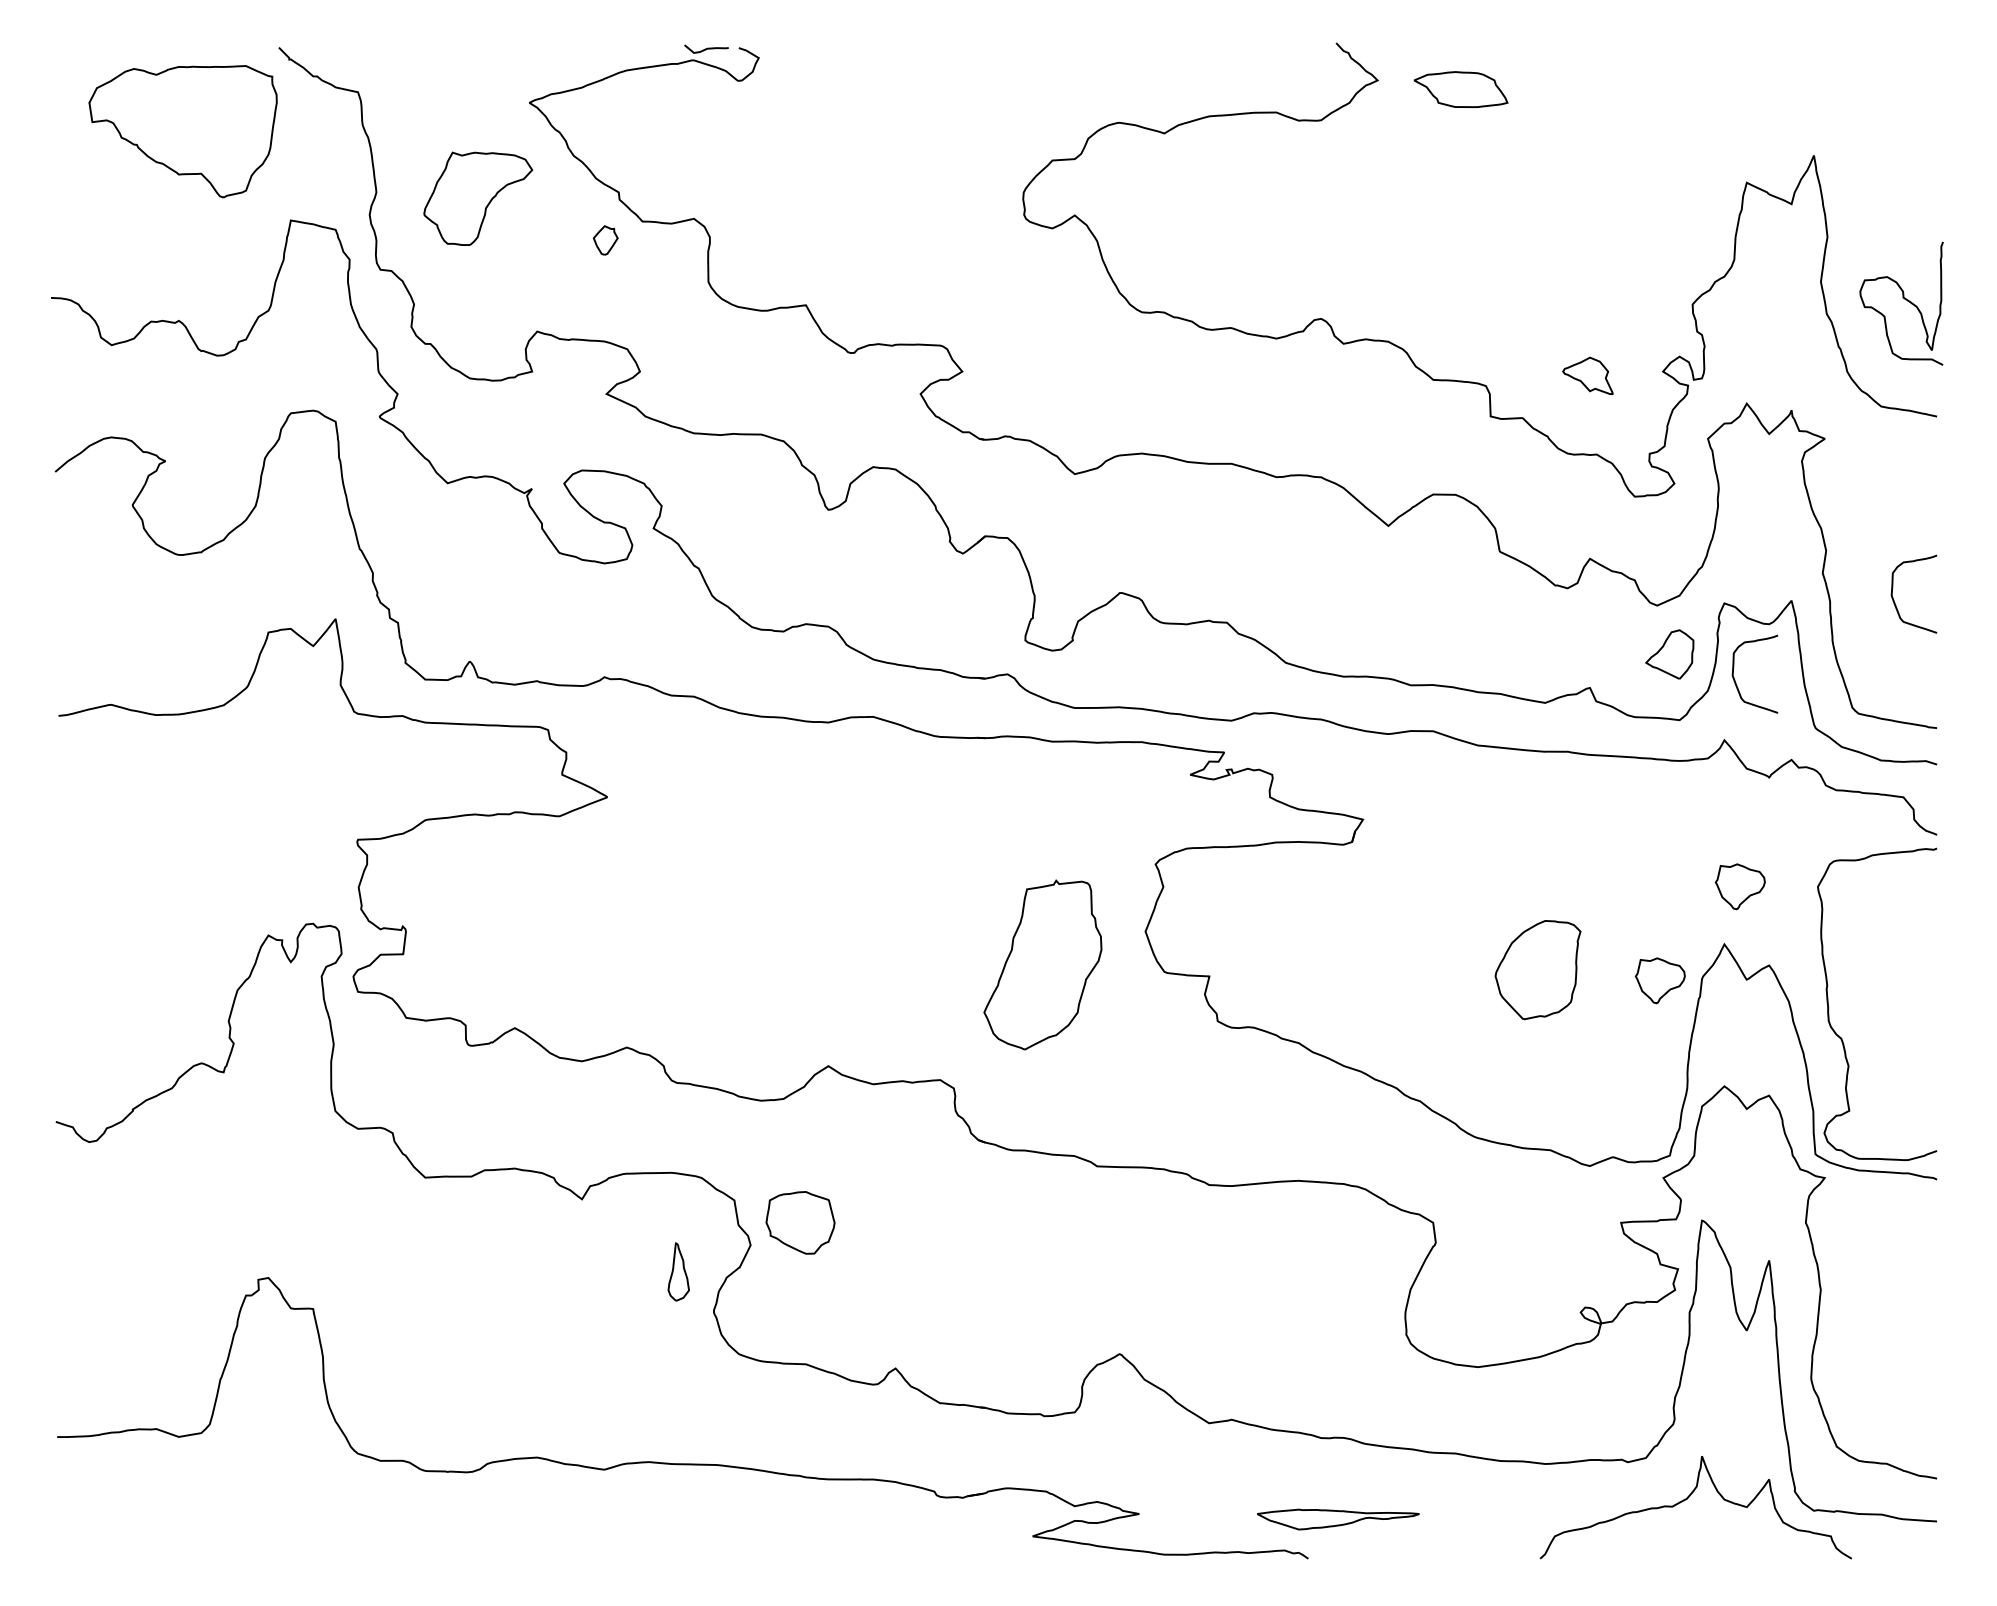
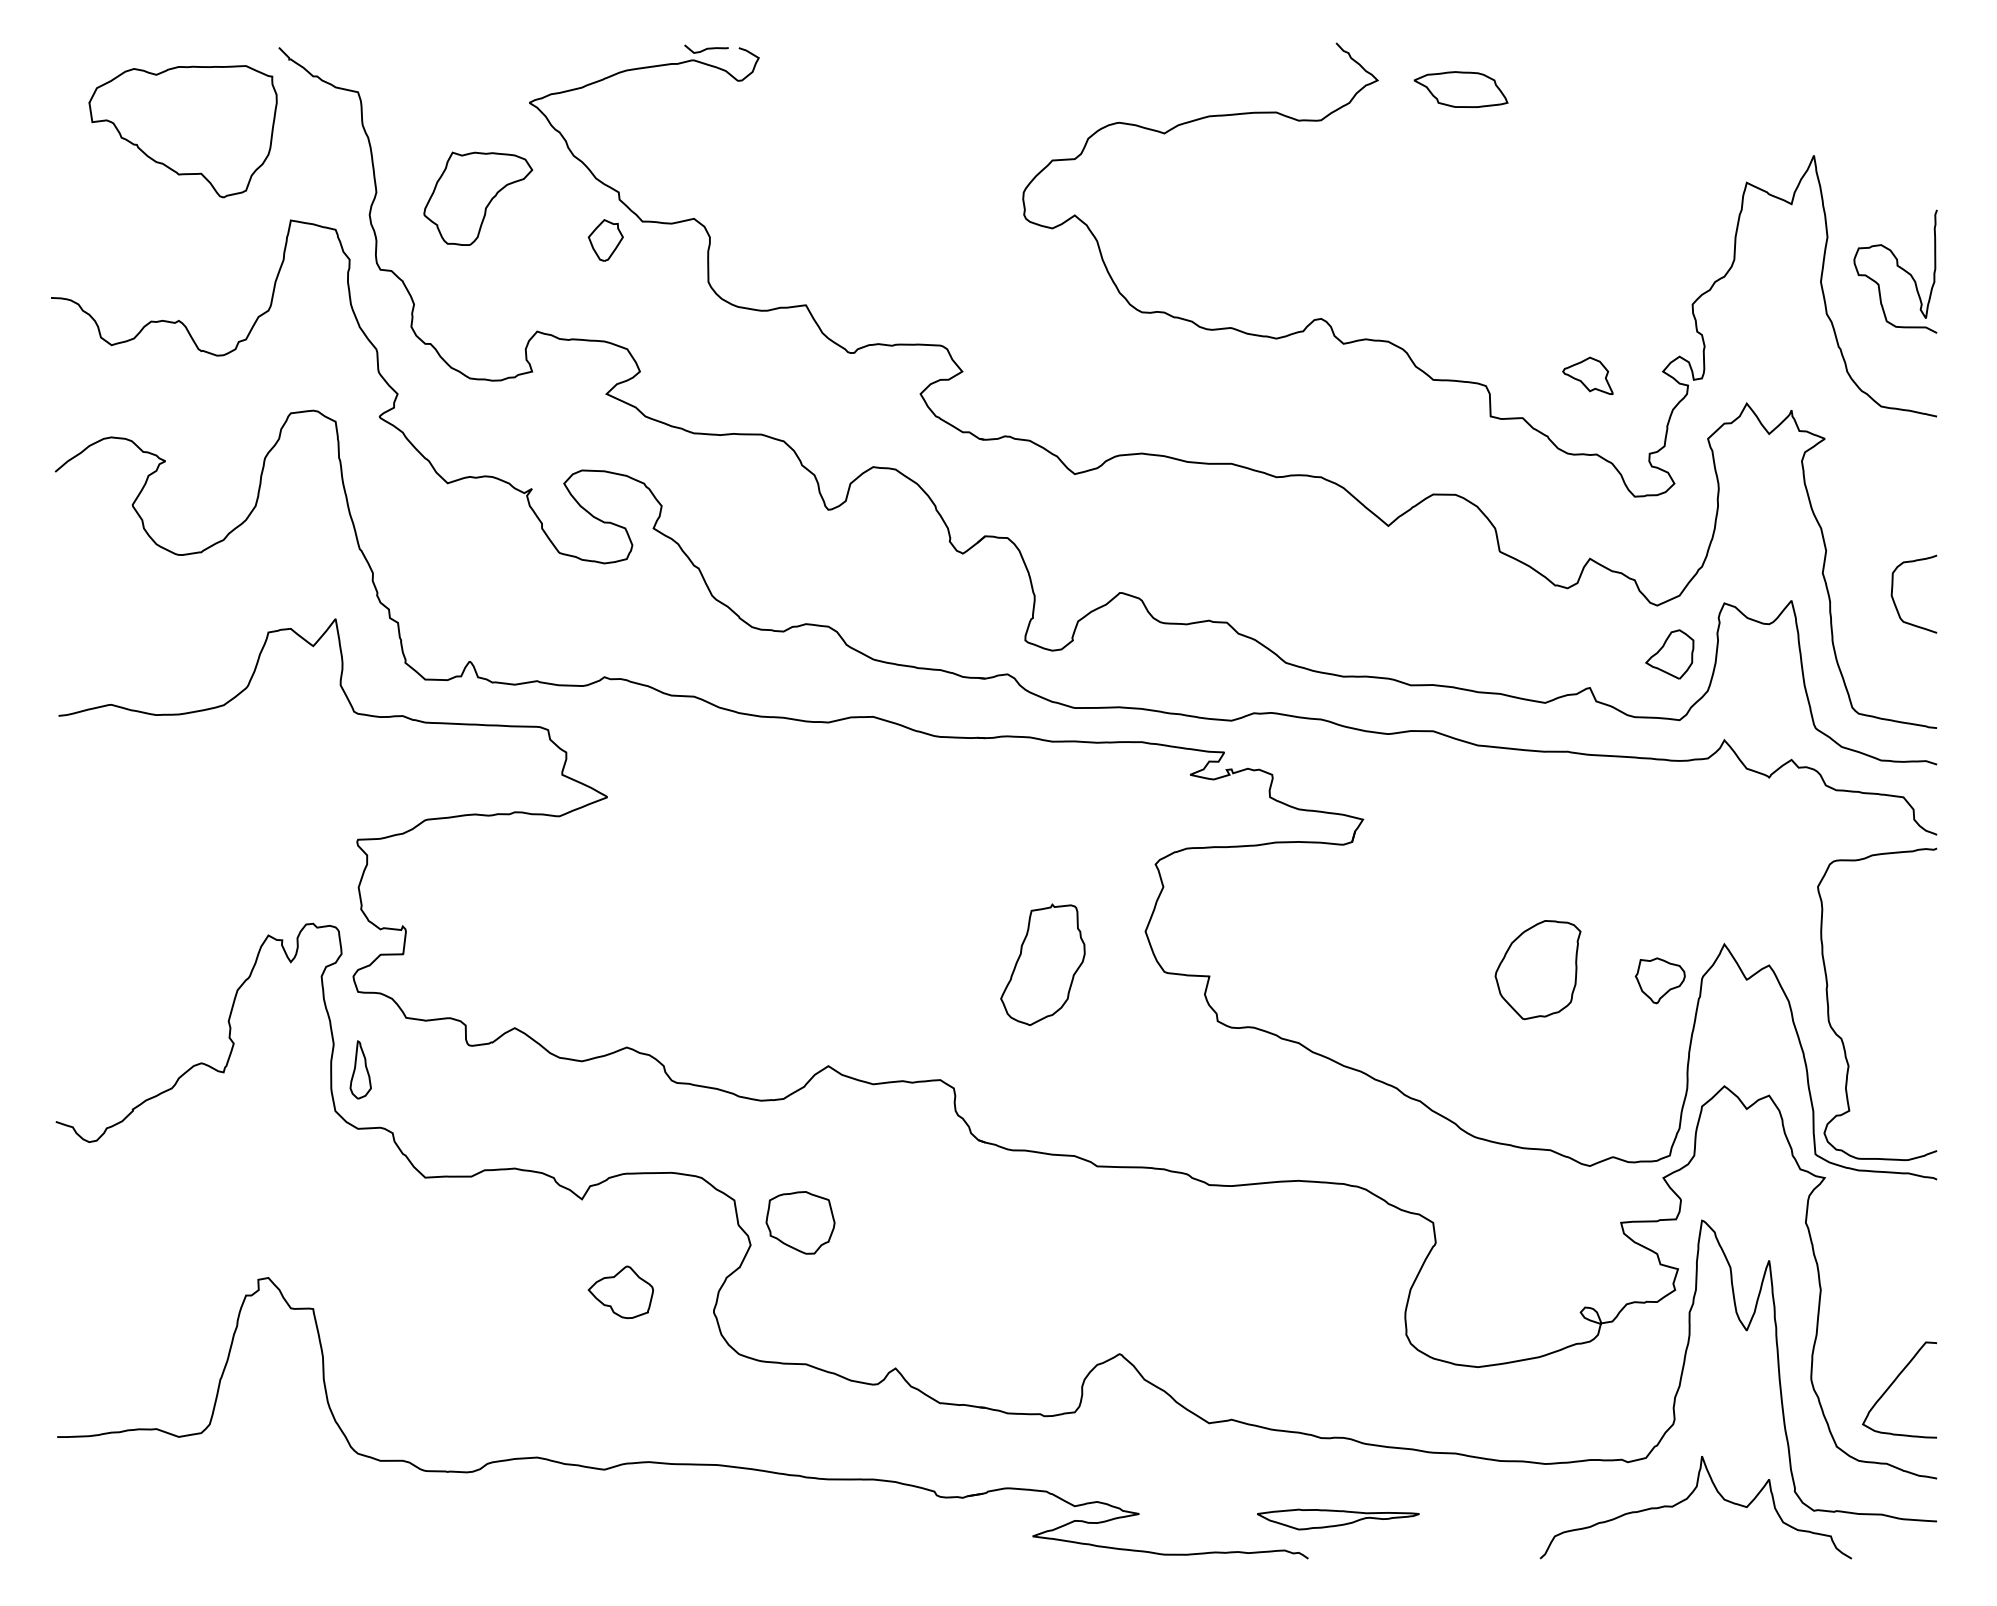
part size: 26x31 px -> 37x43 px (605, 240)
curve position: (1904, 299) -> (1898, 267) (1898, 267)
curve: present -> none (1735, 679)
part: present -> none (1739, 886)
part size: 120x172 px -> 86x123 px (1042, 964)
part position: (678, 1271) -> (360, 1069) (360, 1069)
part: none -> present (620, 1292)
curve: none -> present (1893, 1383)
